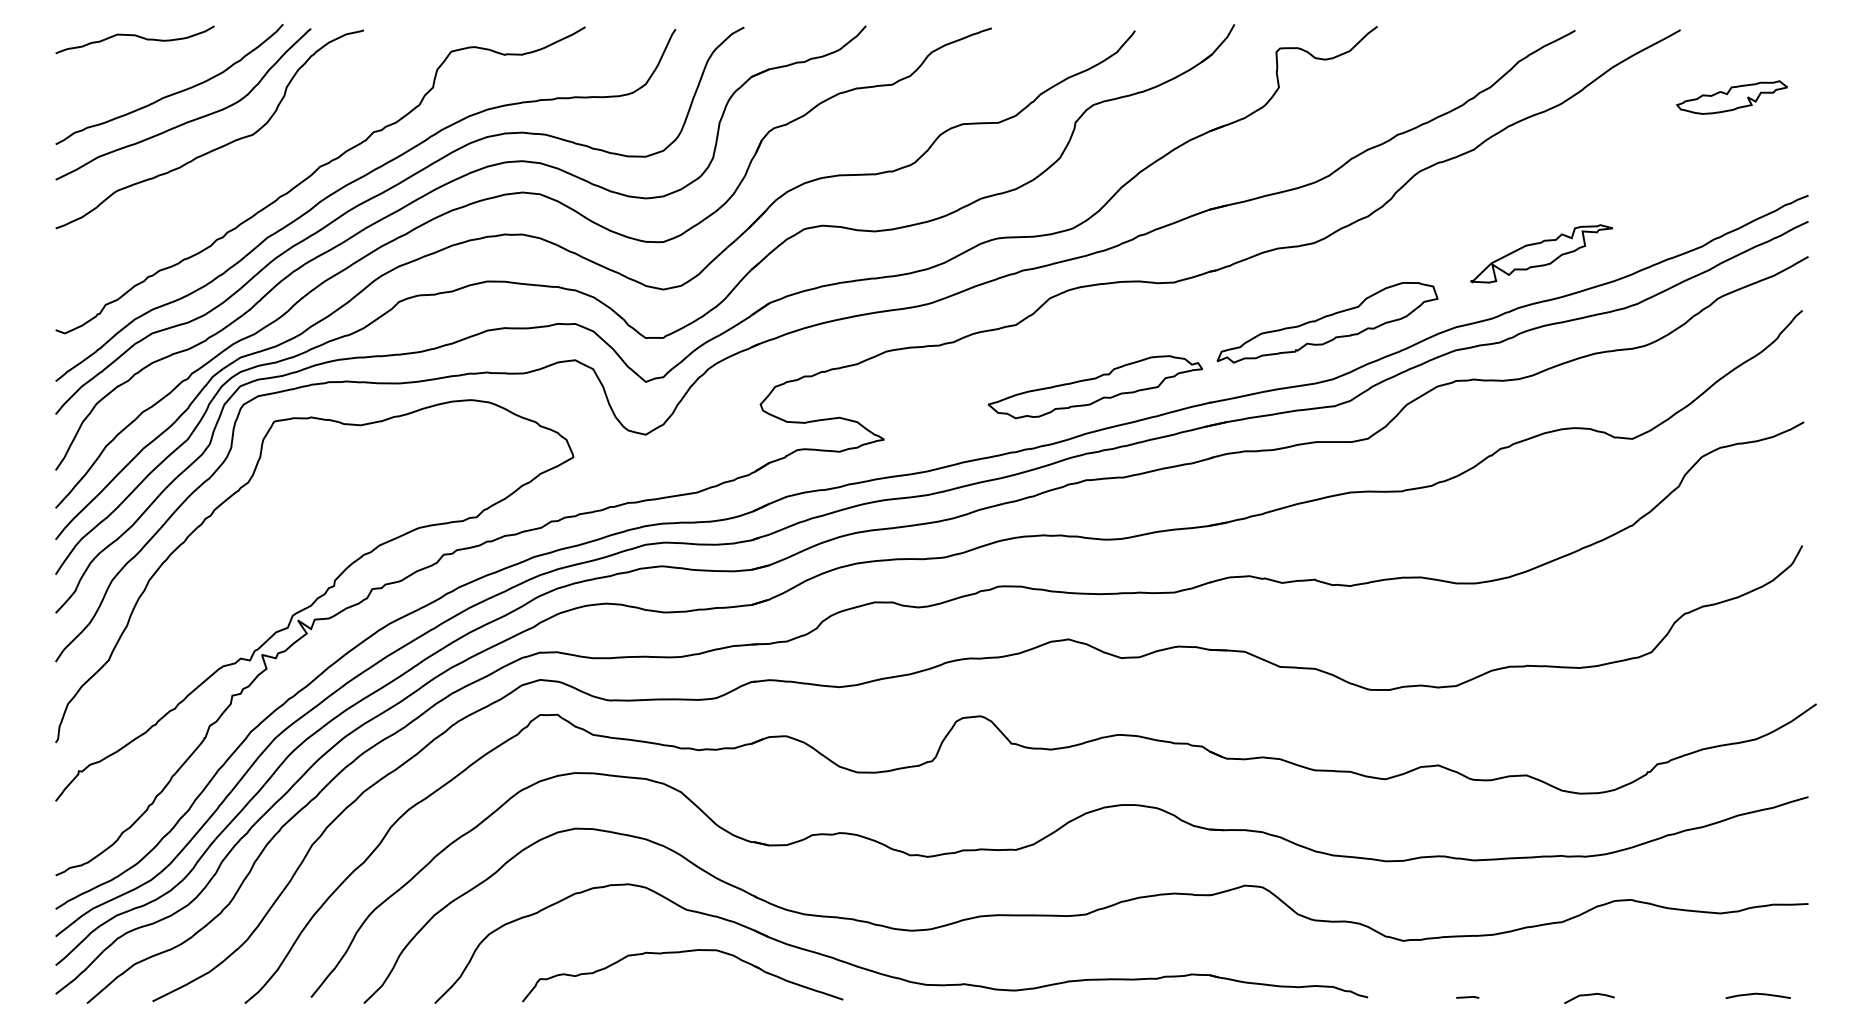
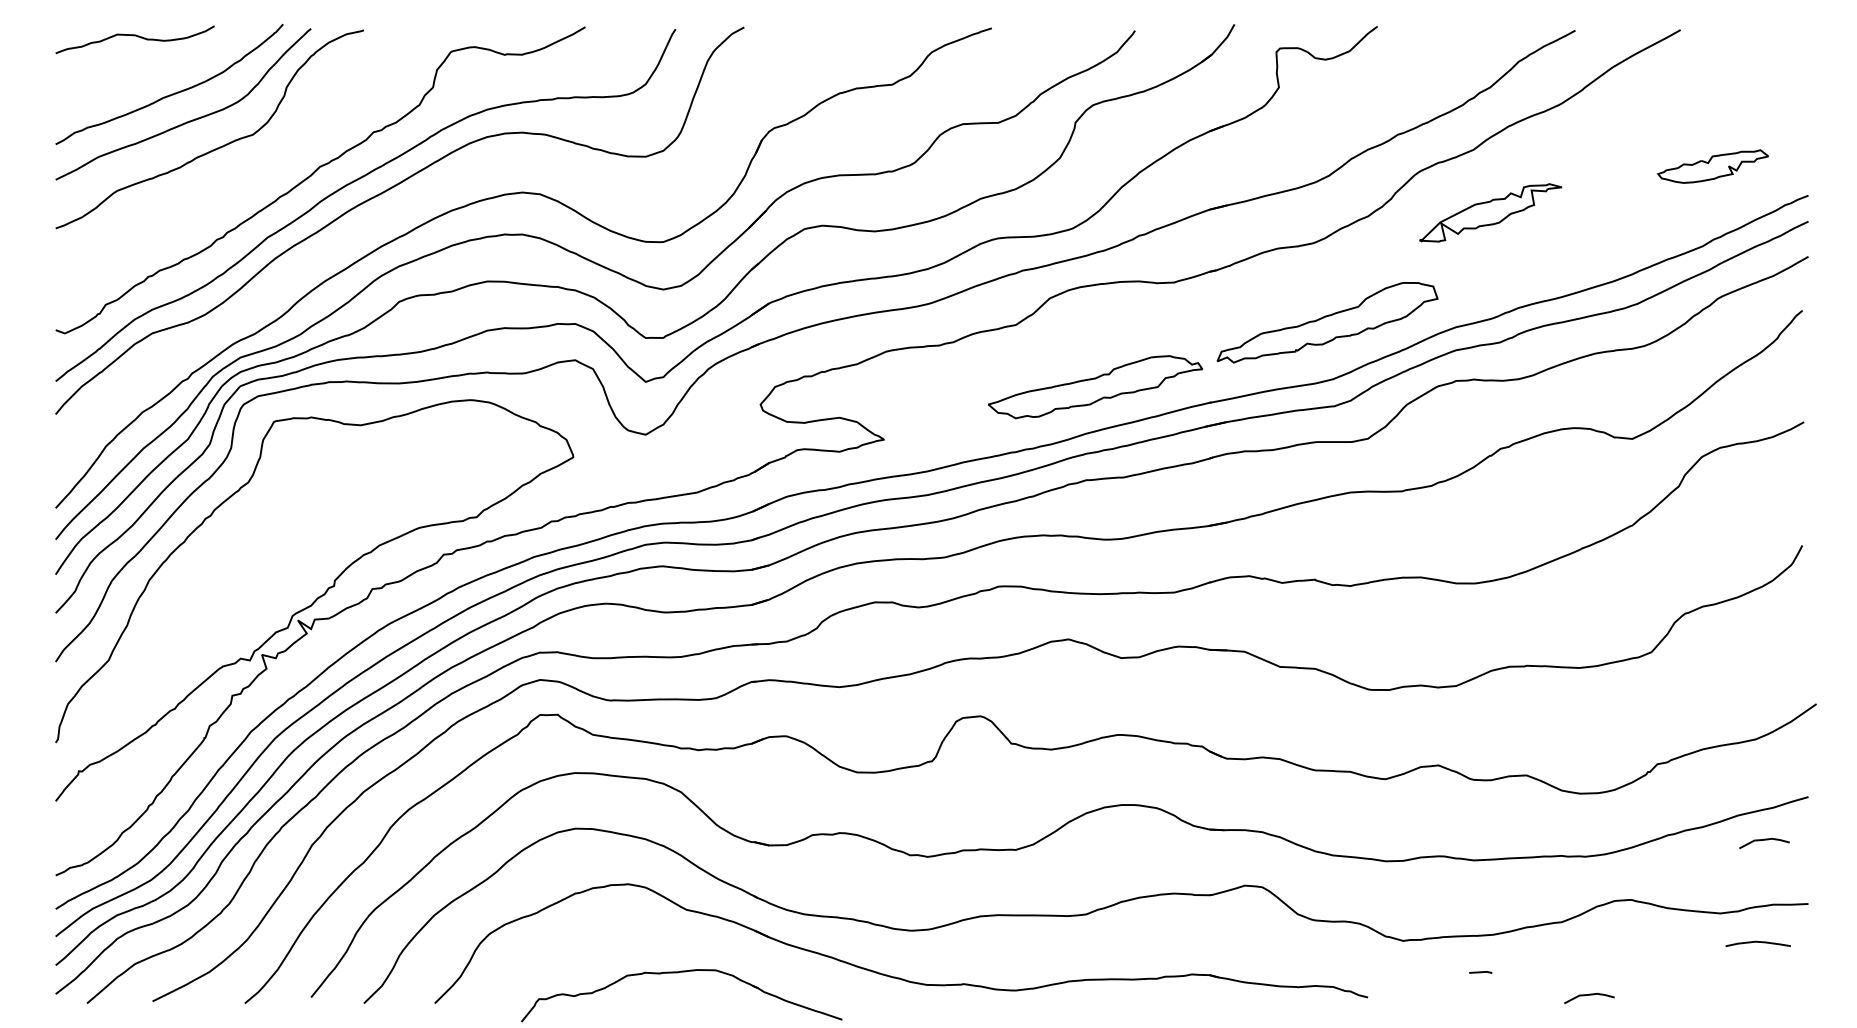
part position: (1731, 97) -> (1712, 166) (1712, 166)
part: present -> none (432, 192)
part position: (1541, 253) -> (1490, 212) (1490, 212)
curve: none -> present (1764, 840)
part position: (679, 953) -> (678, 973) (678, 973)
curve position: (1757, 994) -> (1757, 942) (1757, 942)
line position: (1467, 997) -> (1480, 972) (1480, 972)
